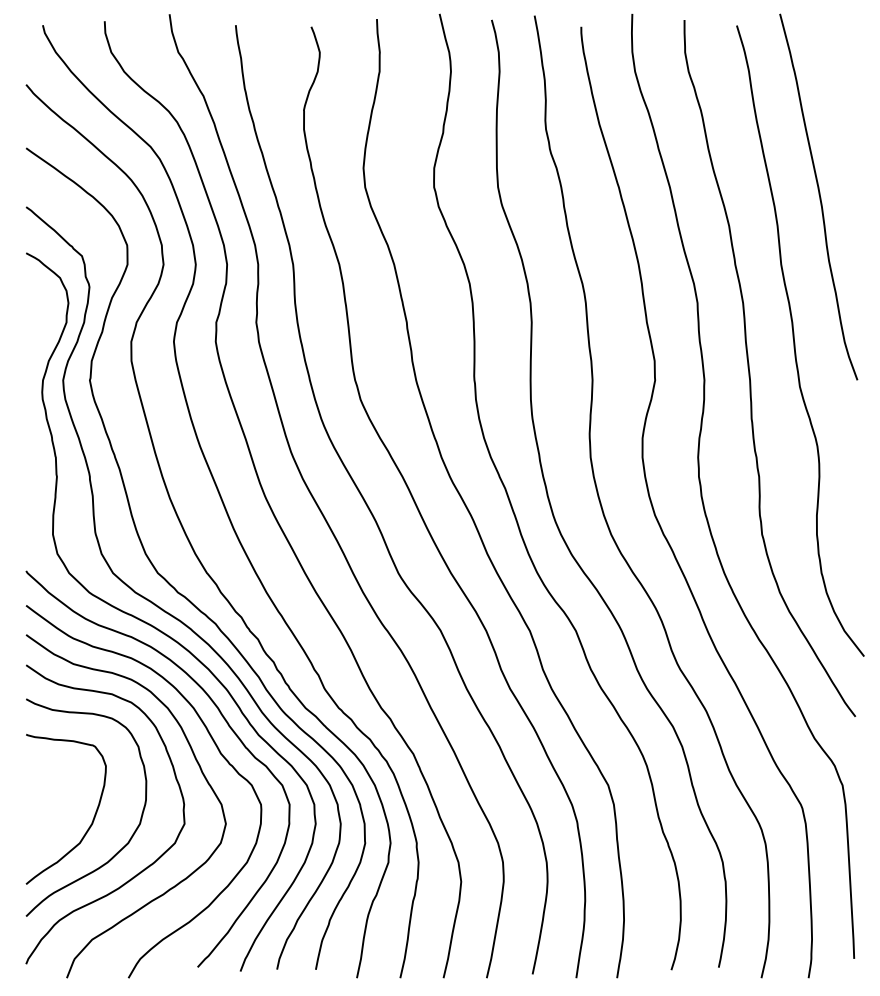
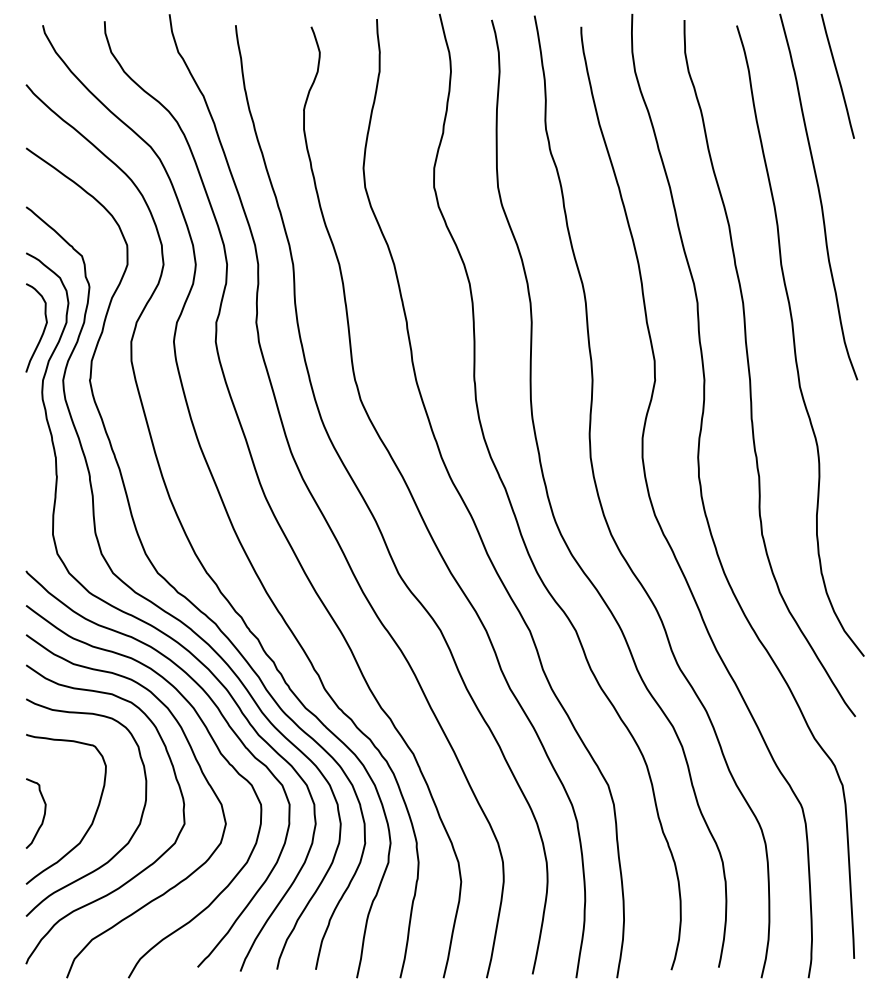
line: none -> present (837, 75)
curve: none -> present (42, 331)
curve: none -> present (43, 814)
